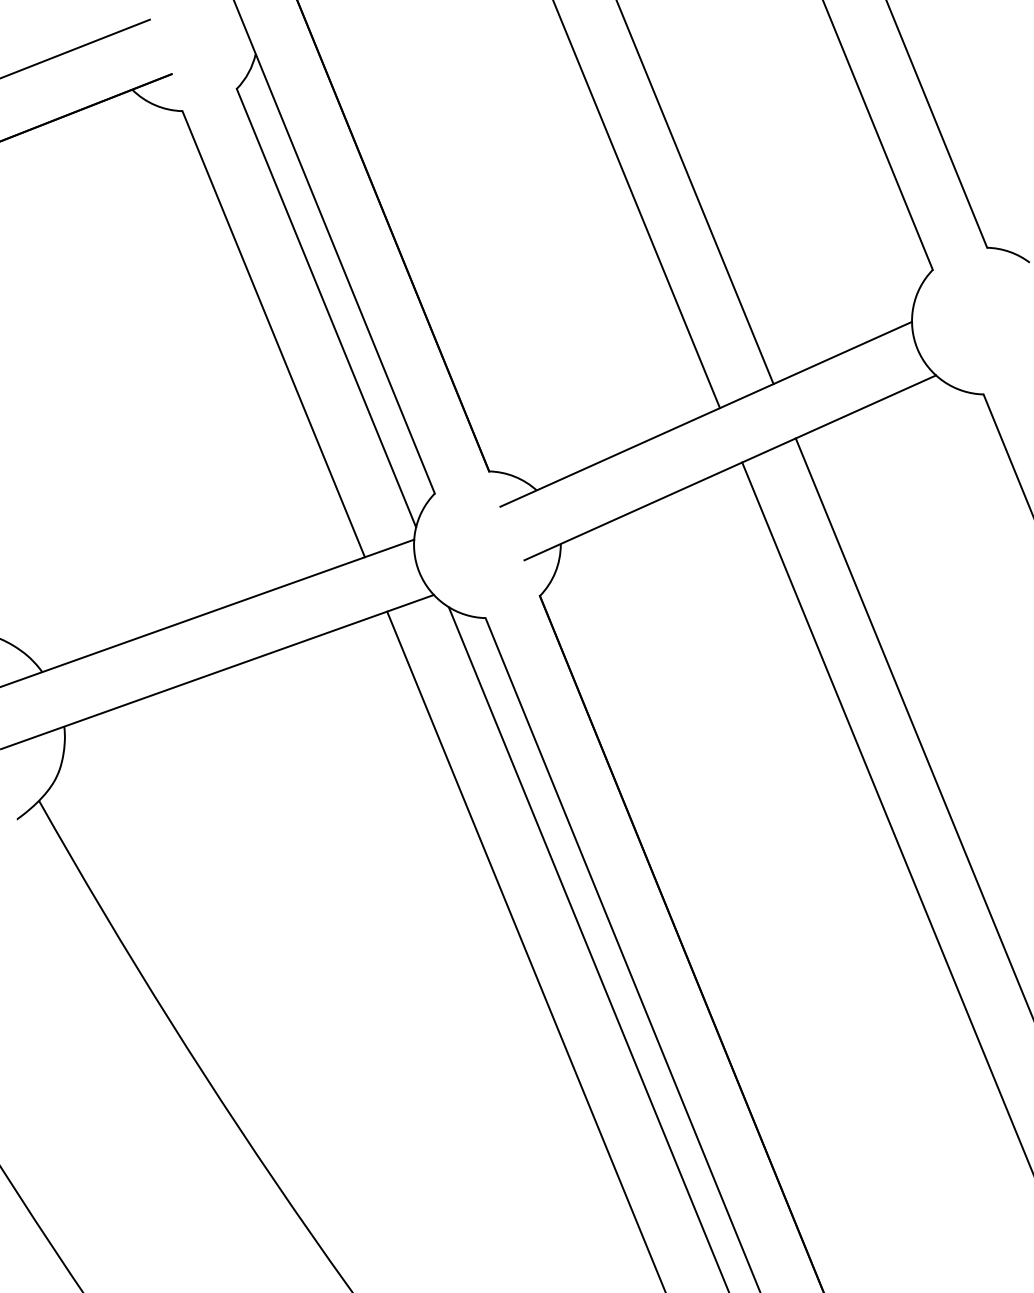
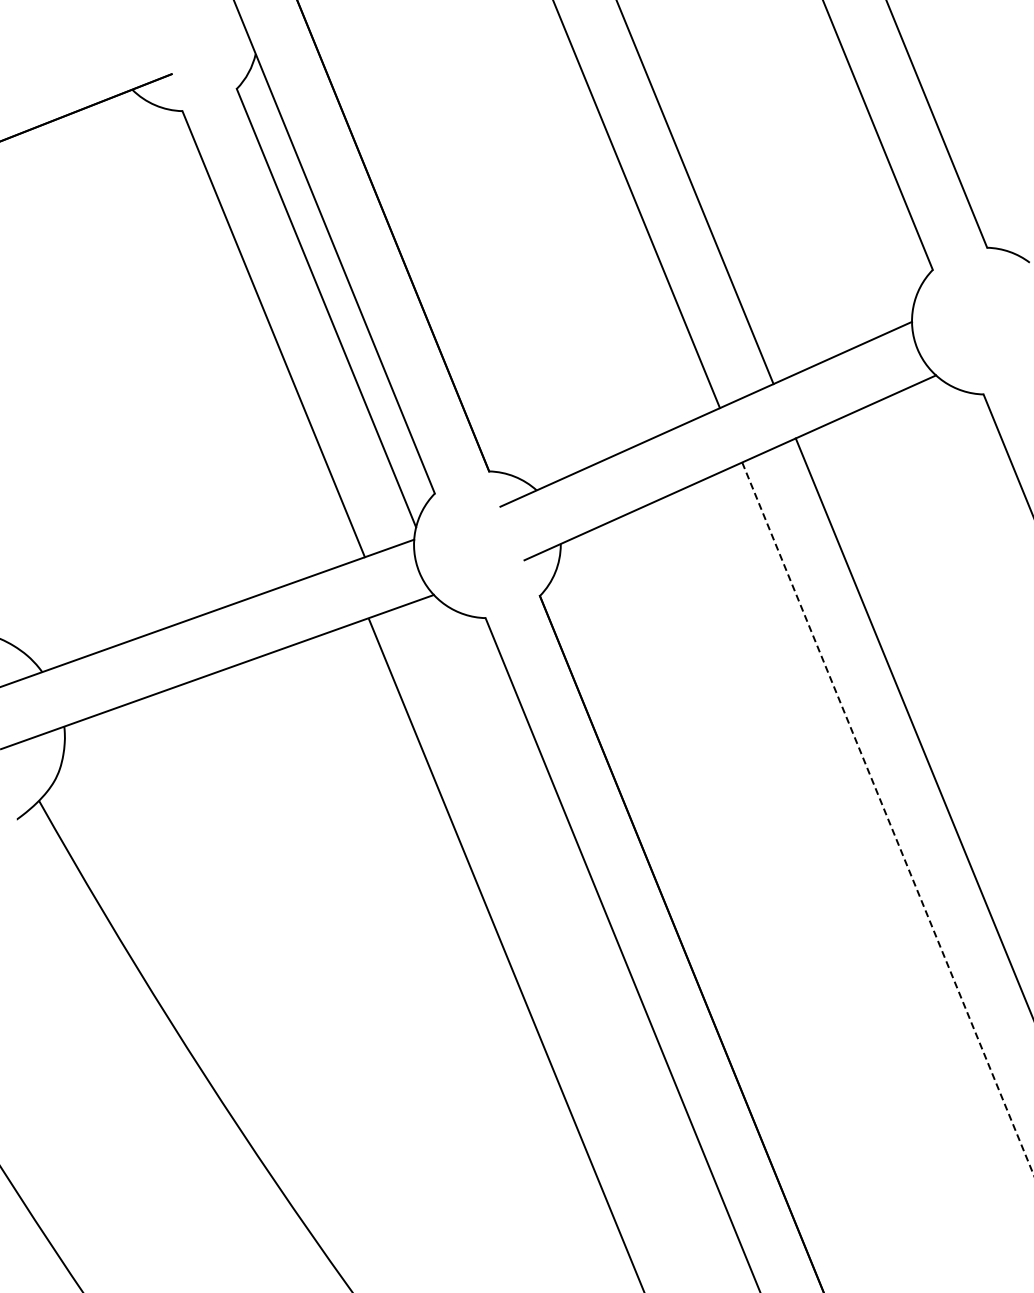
line: present -> none (75, 48)
line: solid -> dashed (888, 819)
line: present -> none (588, 948)
line position: (525, 950) -> (506, 954) (506, 954)
